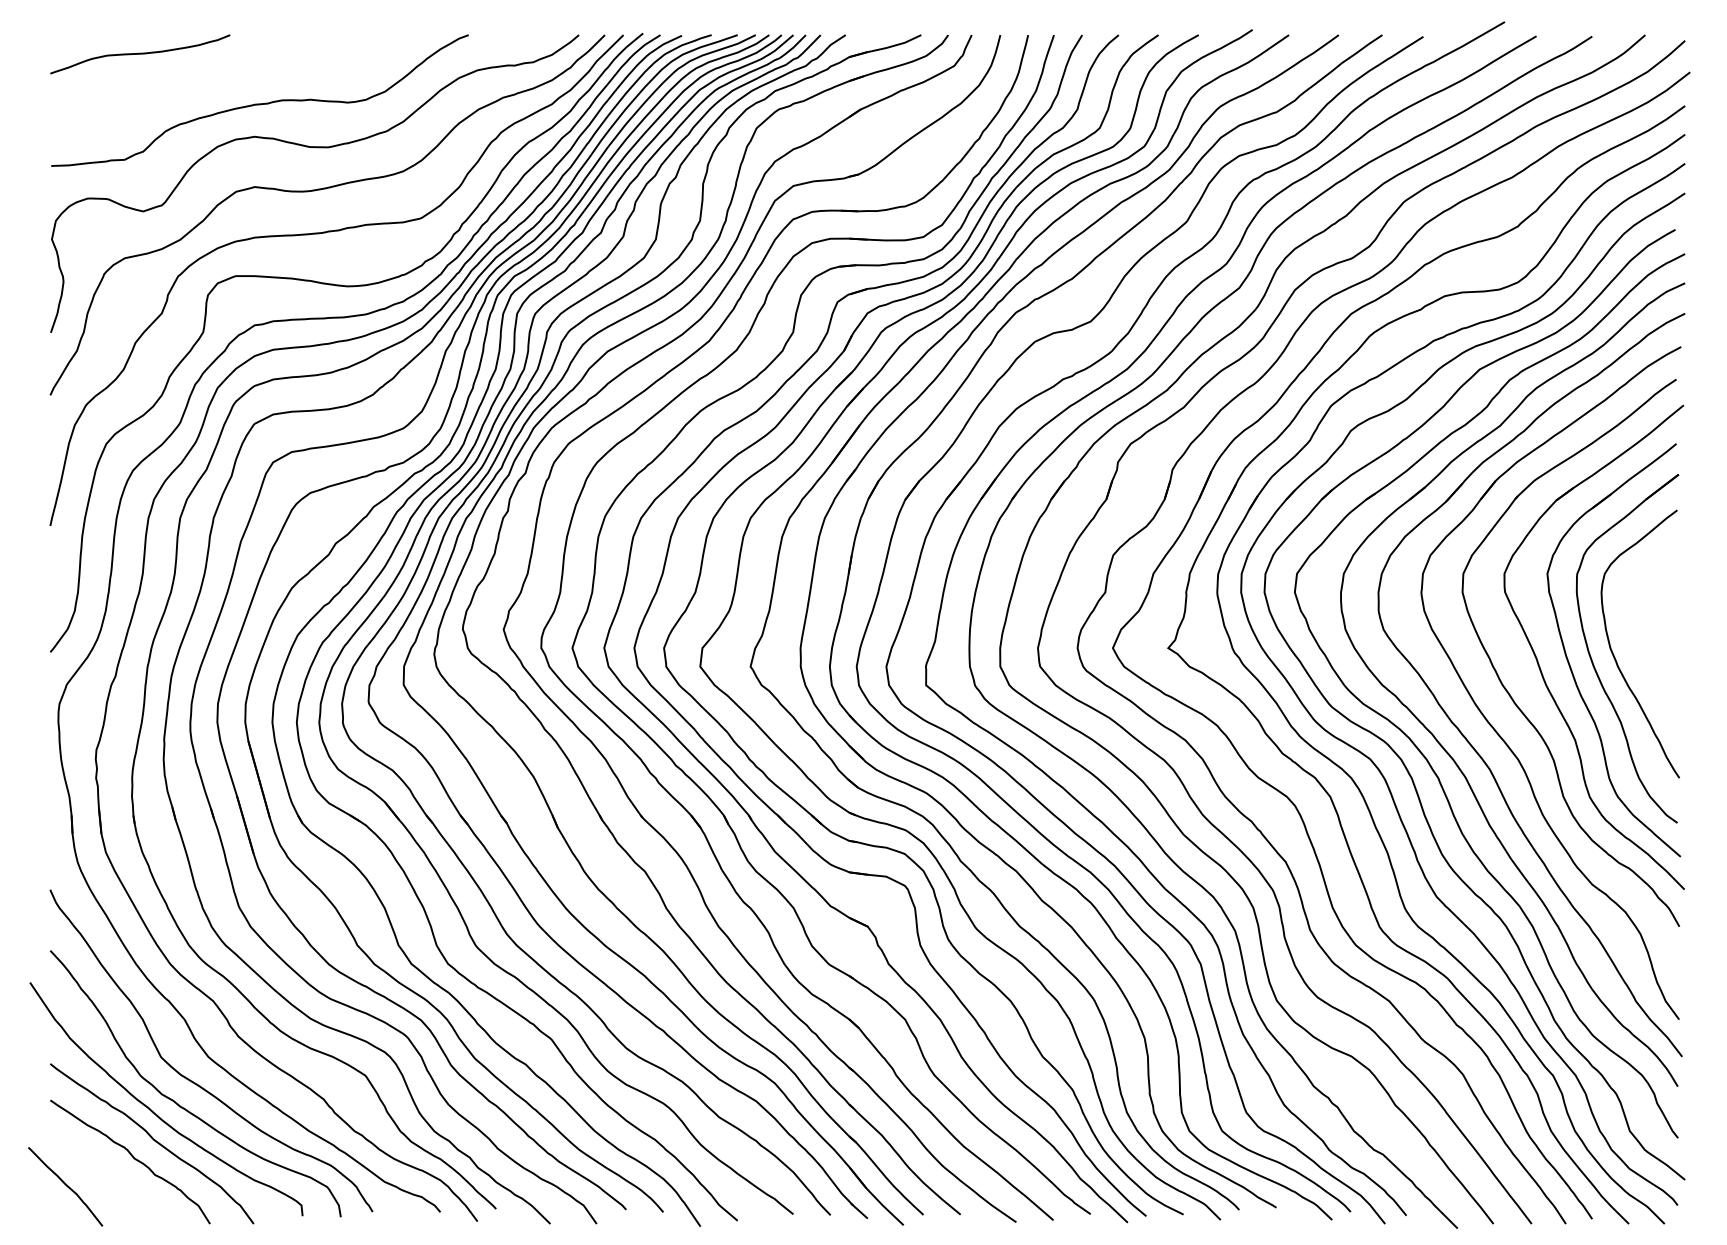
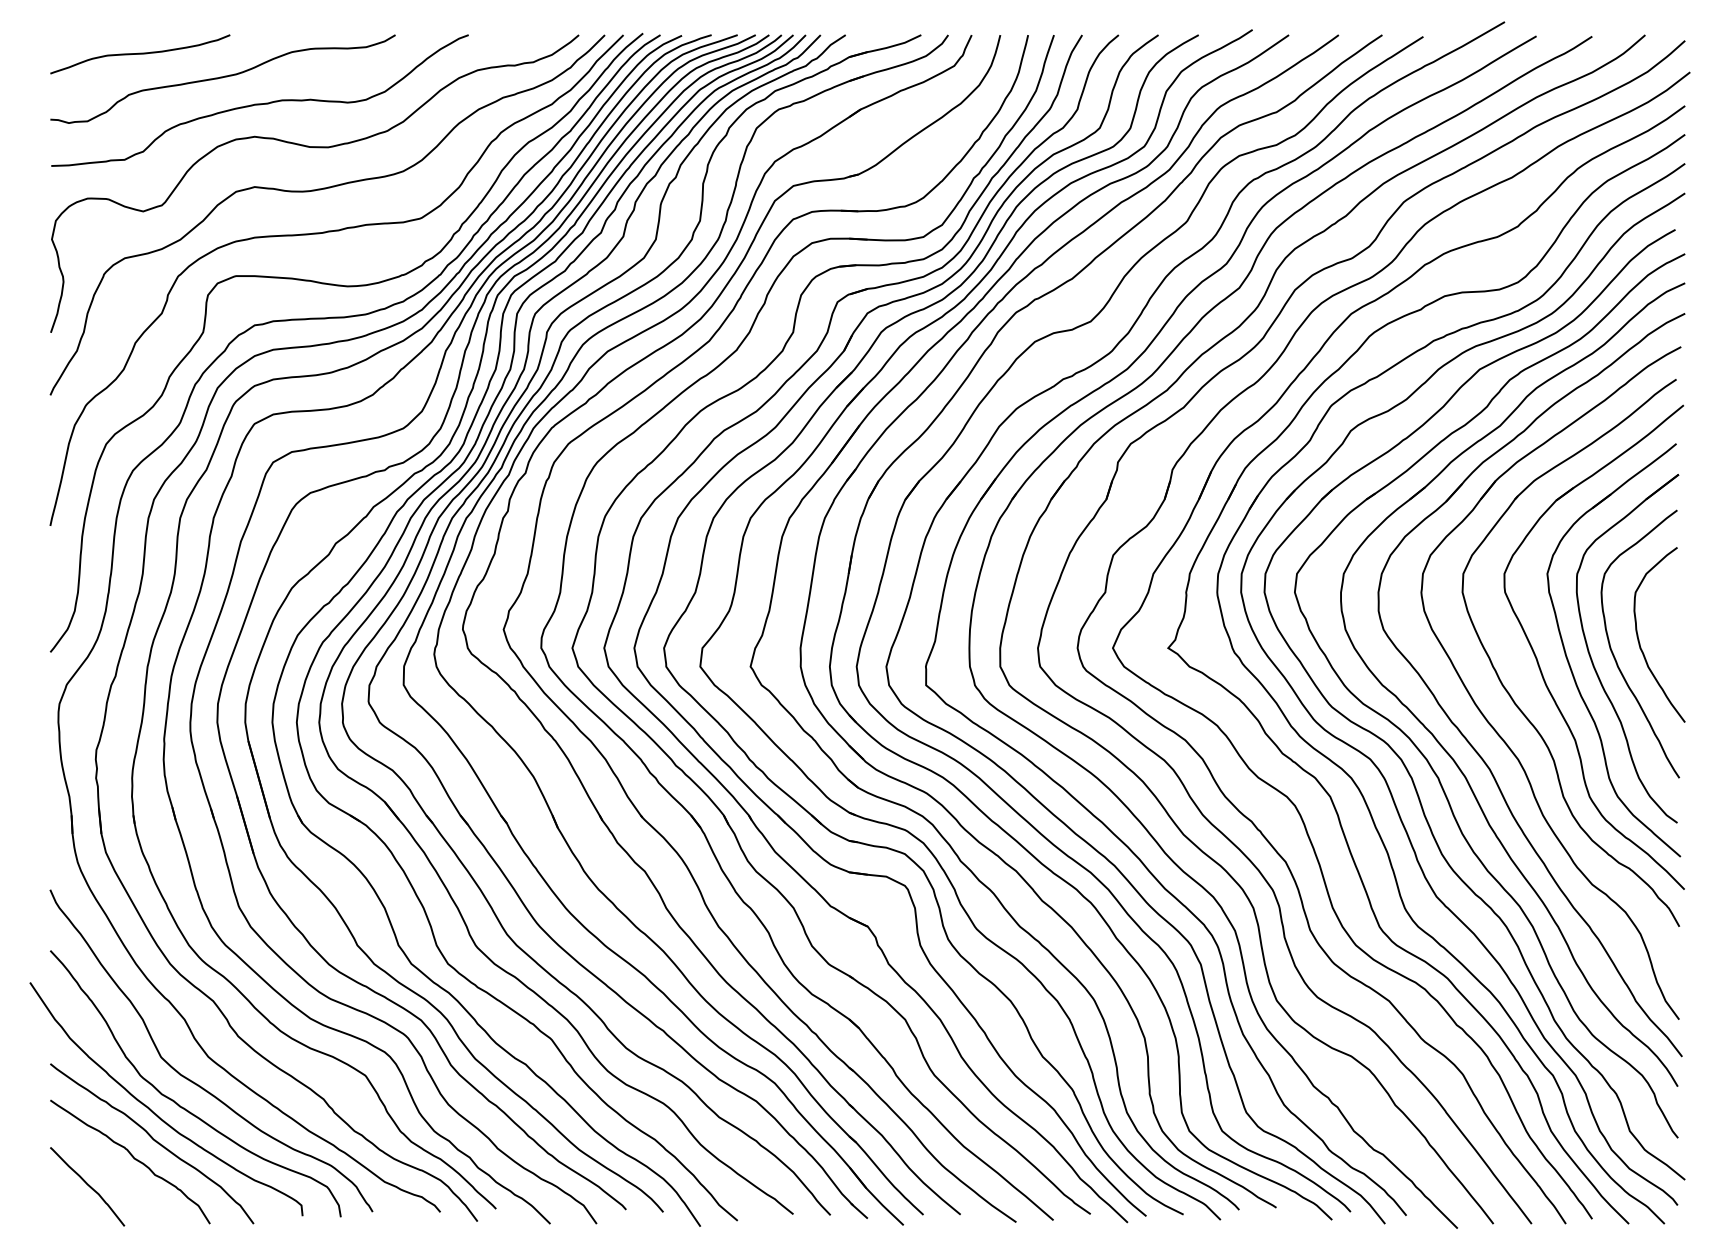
curve: none -> present (222, 78)
curve: none -> present (1639, 639)
curve position: (65, 1185) -> (87, 1185) (87, 1185)
